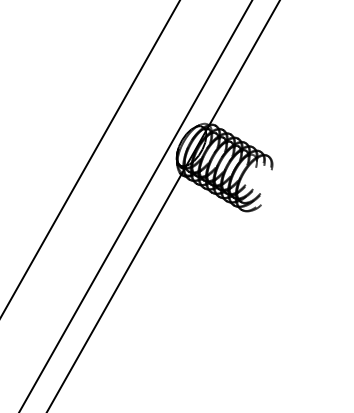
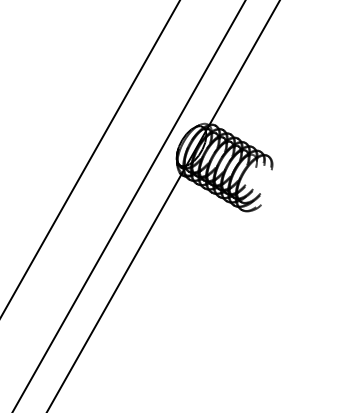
line position: (135, 205) -> (129, 205) (129, 205)
